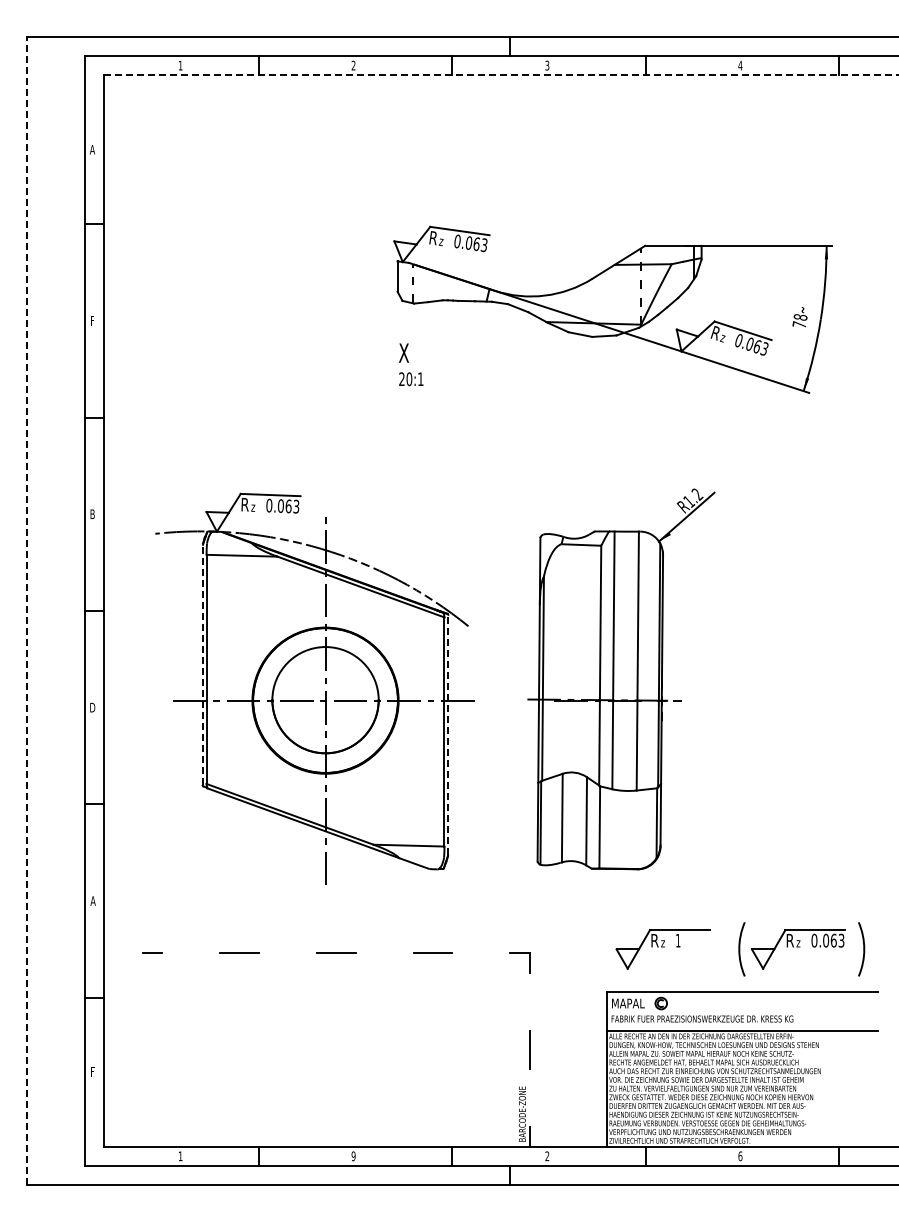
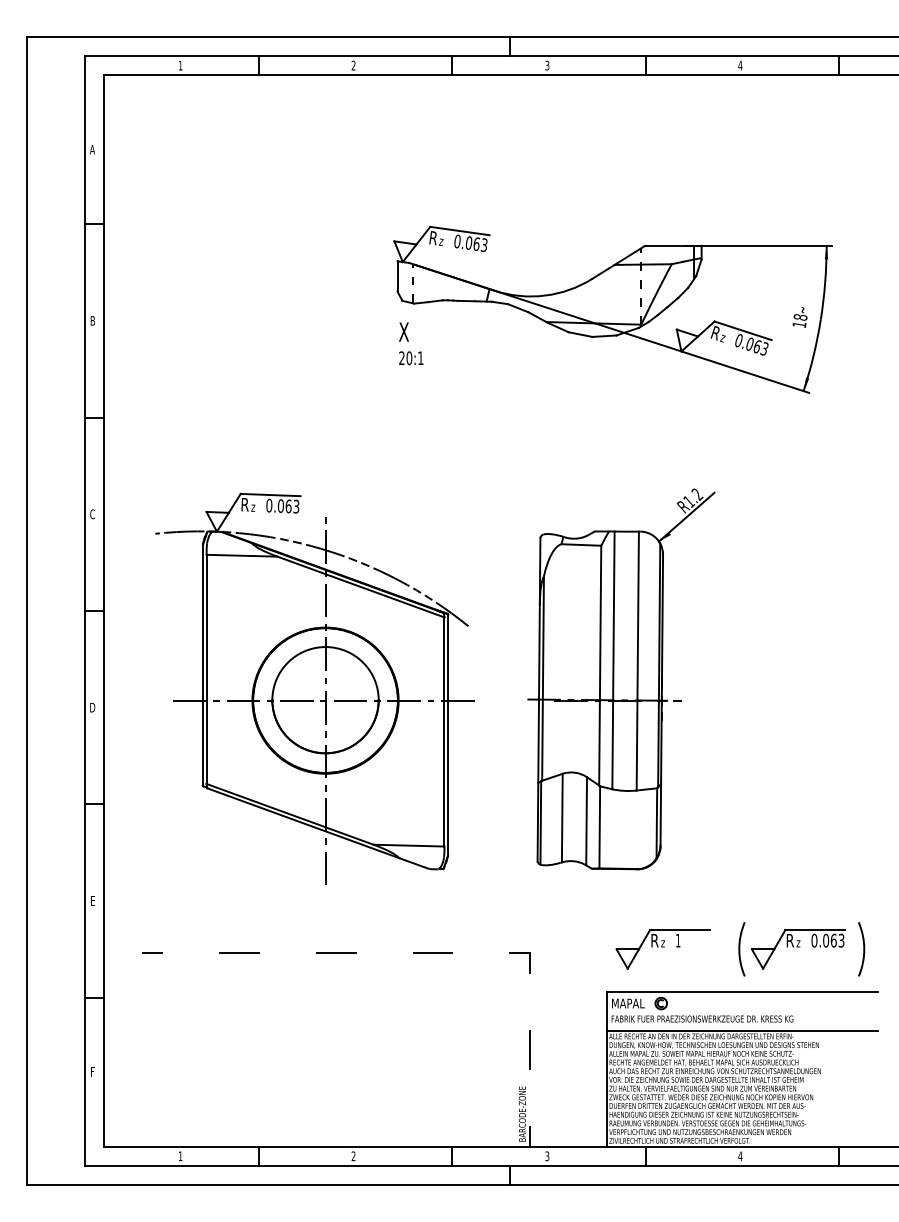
line: dashed -> solid (501, 75)
text: F -> B (92, 320)
text: 78 -> 18 (799, 324)
text position: (411, 364) -> (411, 343) (411, 343)
text: B -> C (92, 514)
line: dashed -> solid (26, 610)
line: dashed -> solid (202, 664)
line: dashed -> solid (448, 734)
text: A -> E (92, 900)
text: 9 -> 2 (353, 1156)
text: 2 -> 3 (547, 1156)
text: 6 -> 4 (740, 1156)
